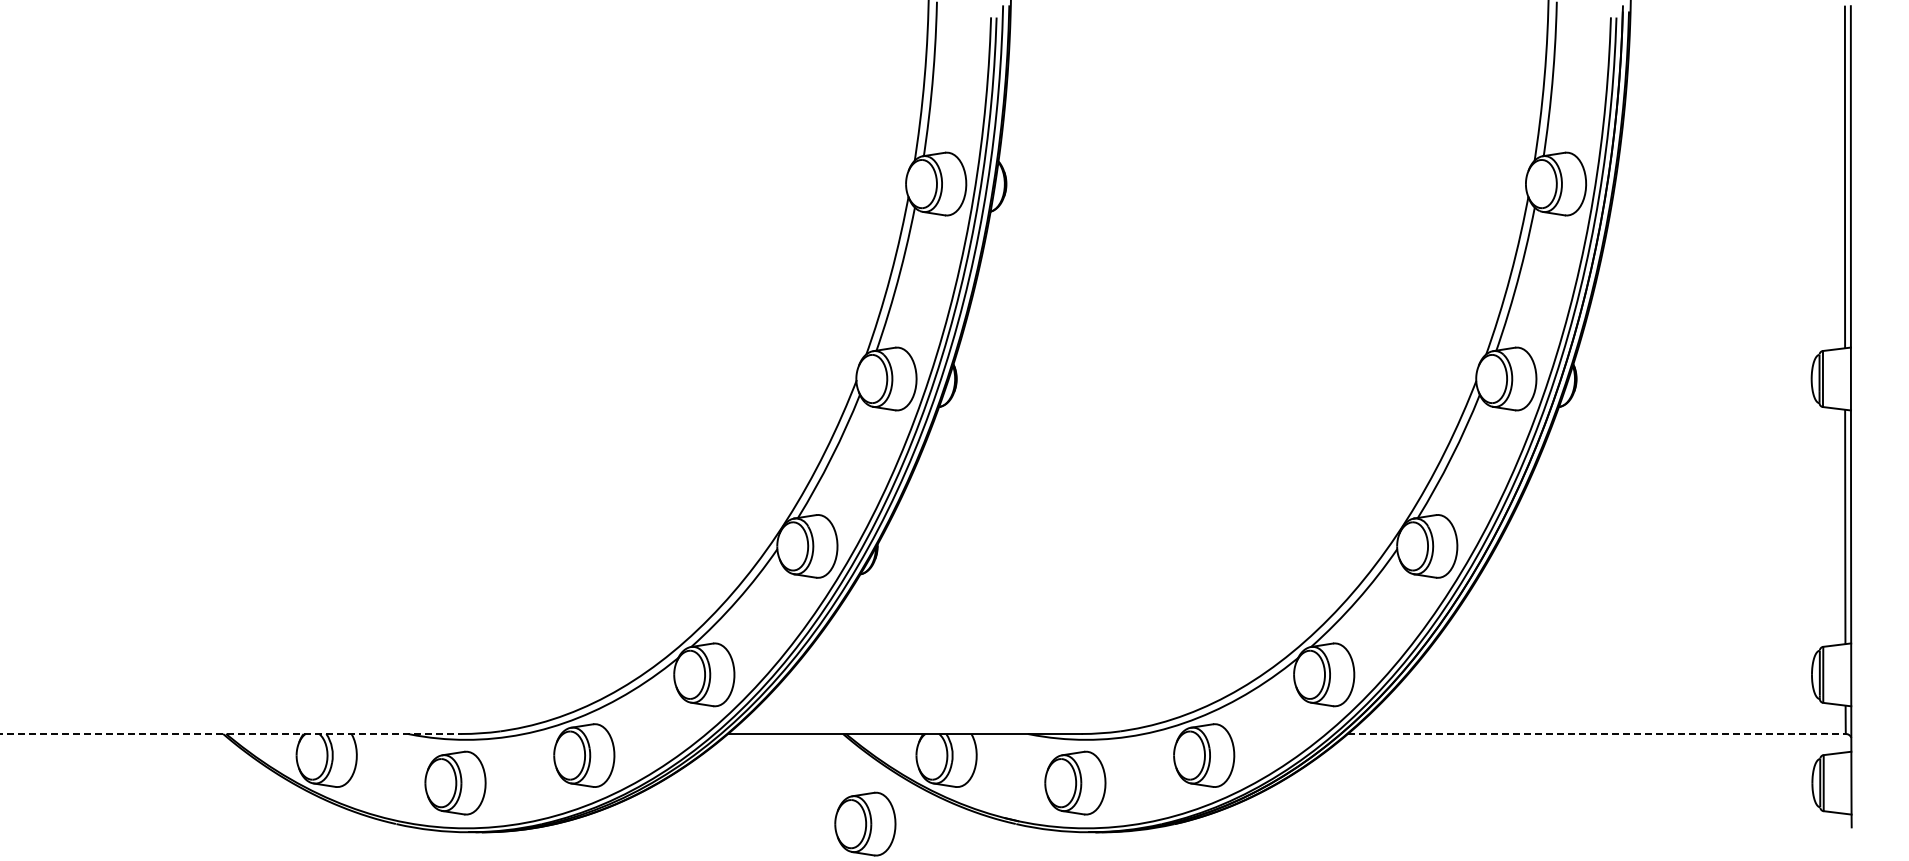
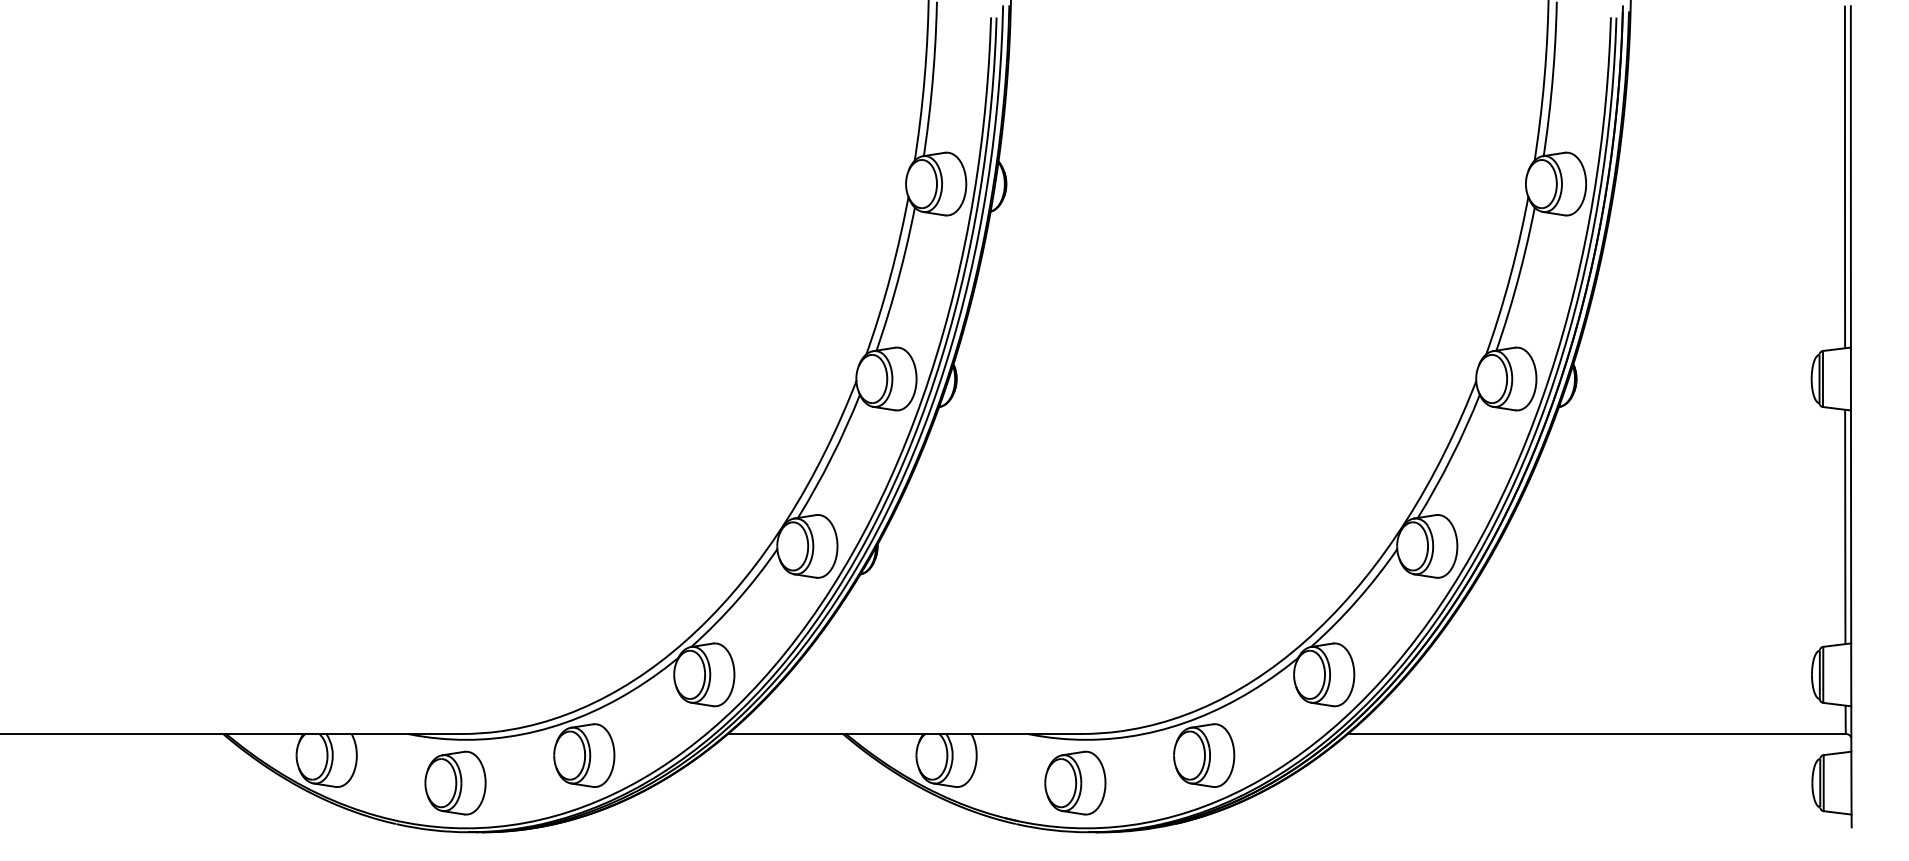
line: dashed -> solid (231, 733)
line: dashed -> solid (1596, 733)
part: present -> none (865, 823)
